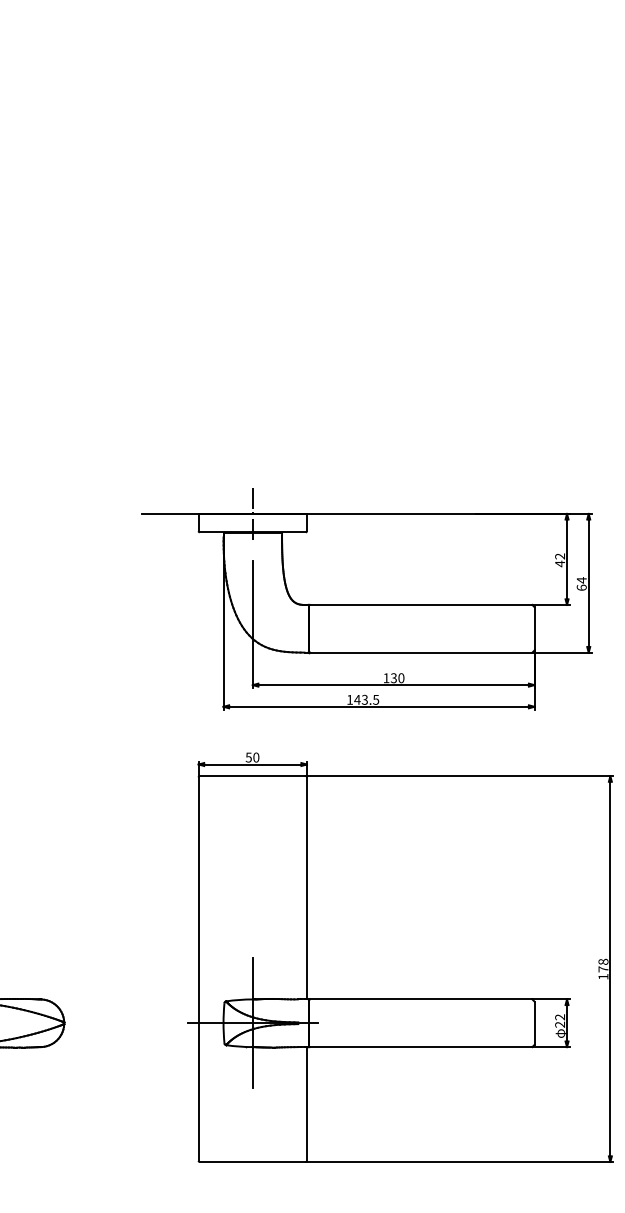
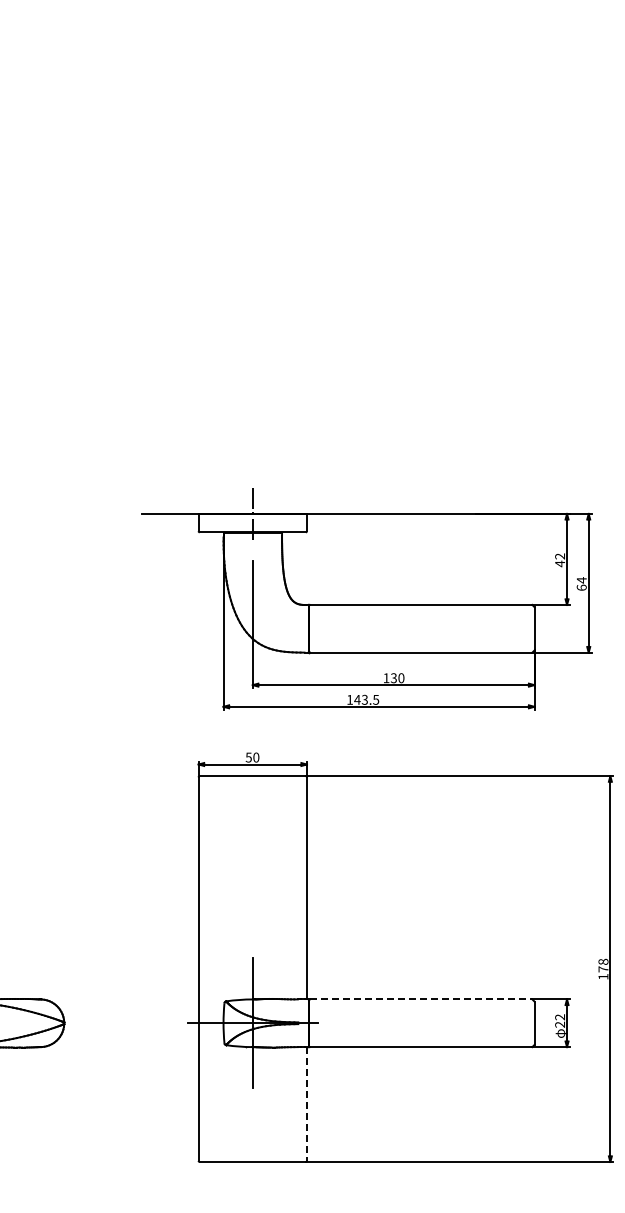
line: solid -> dashed (421, 999)
line: solid -> dashed (306, 1103)
